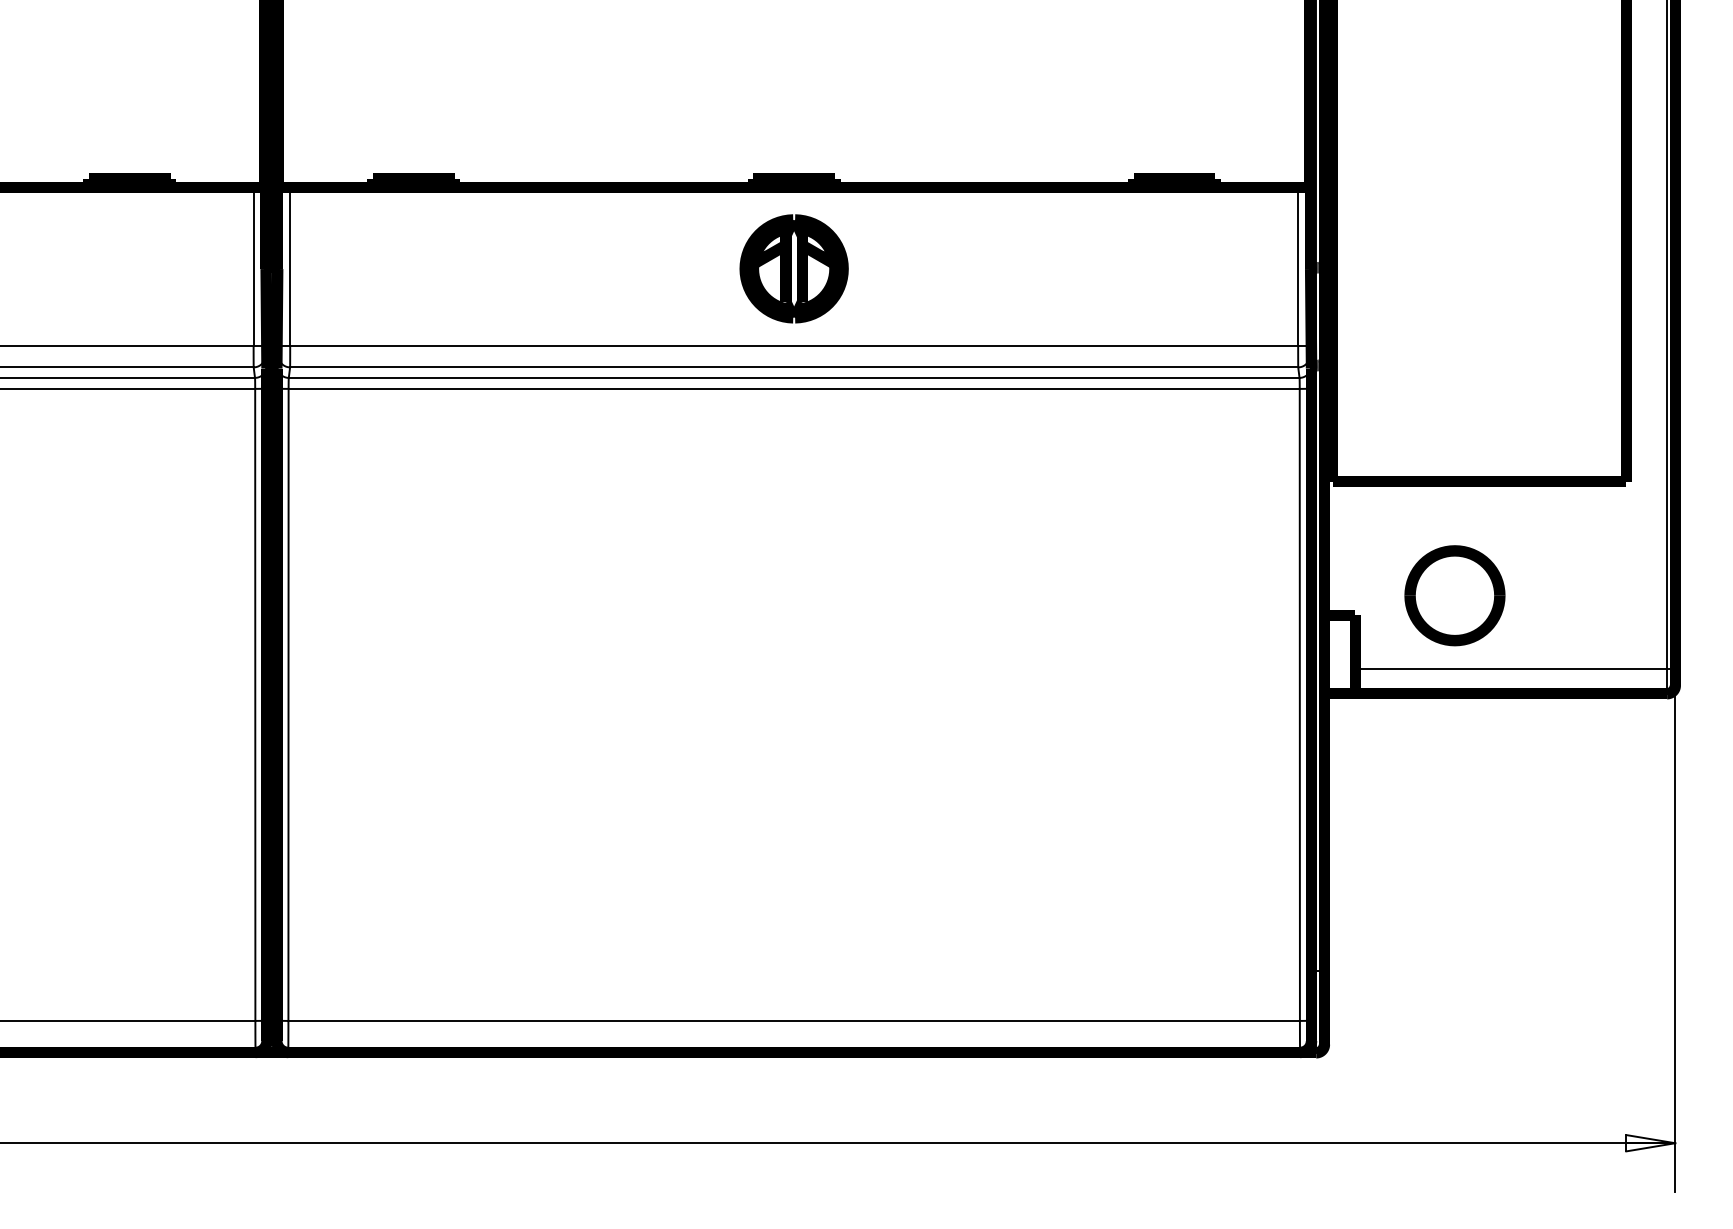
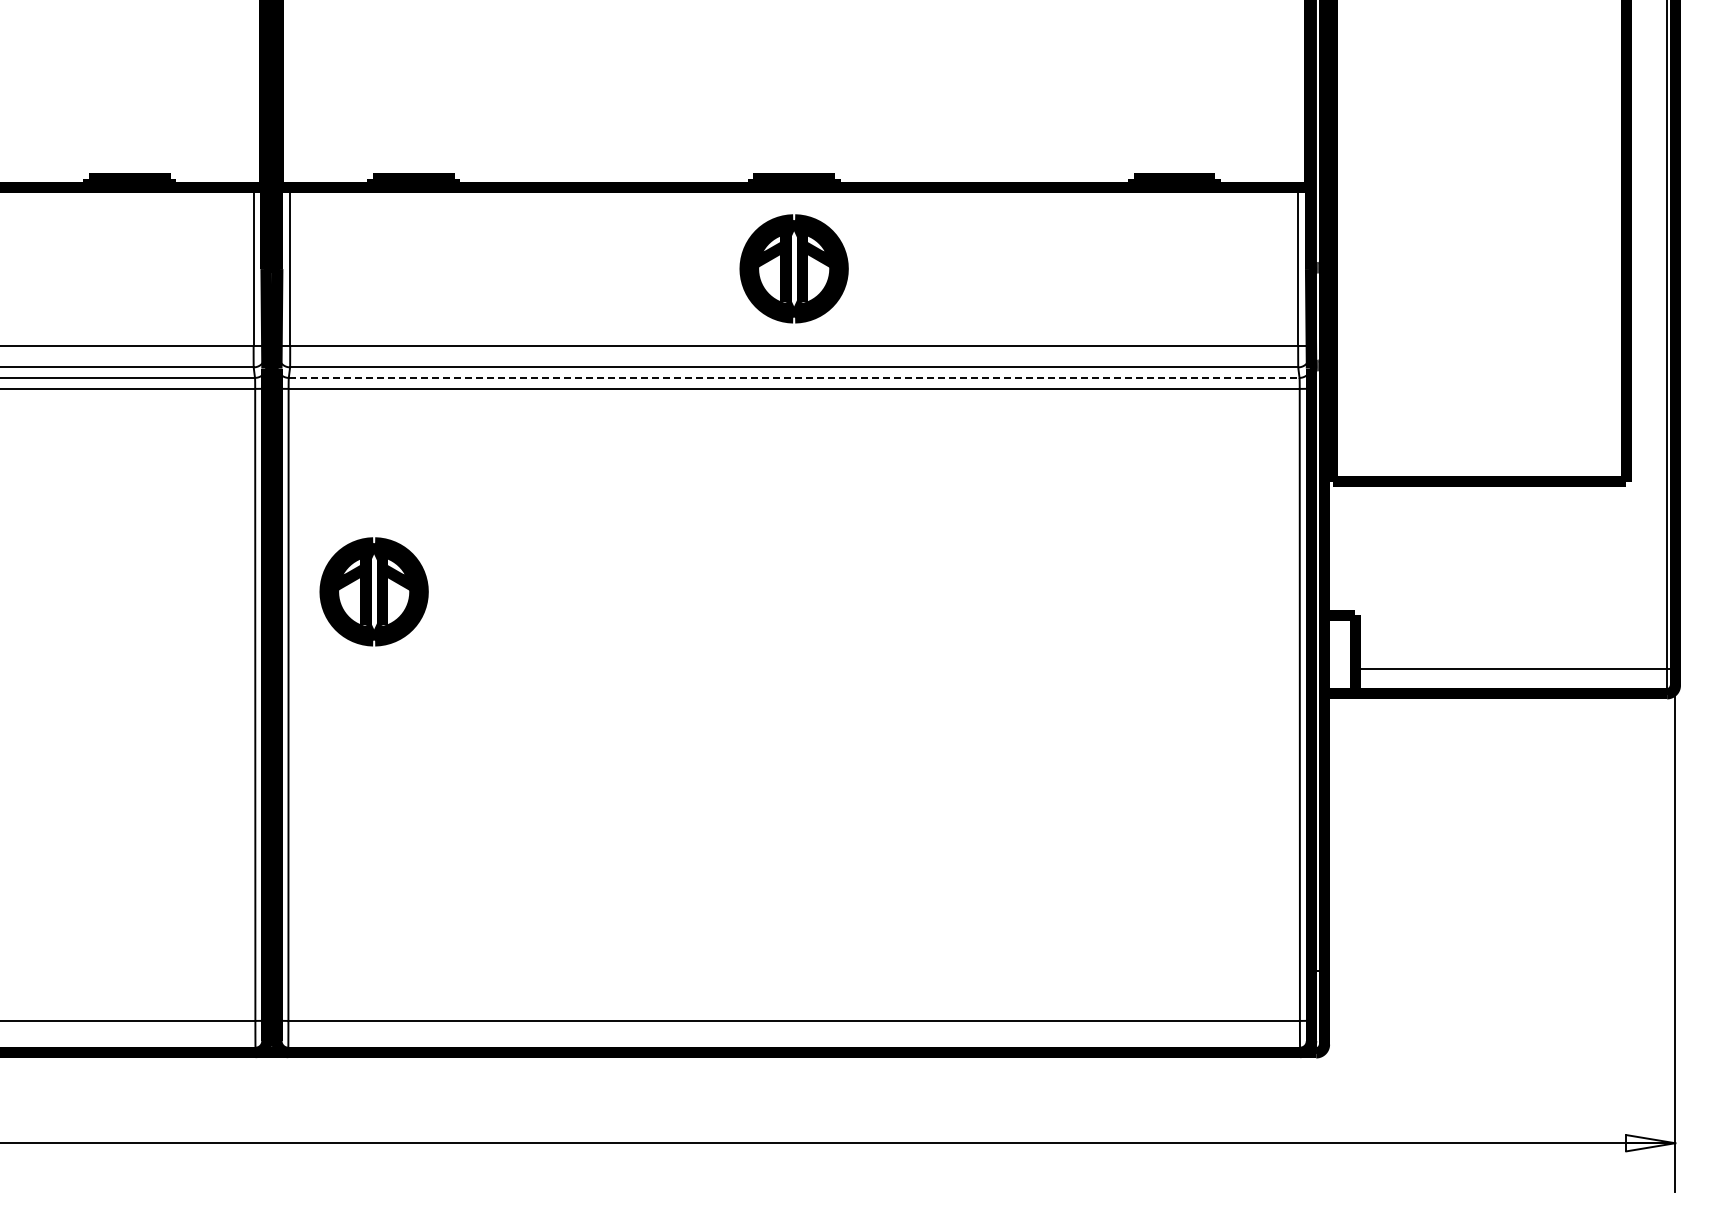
line: solid -> dashed (794, 377)
part: none -> present (373, 591)
part: present -> none (1454, 595)
